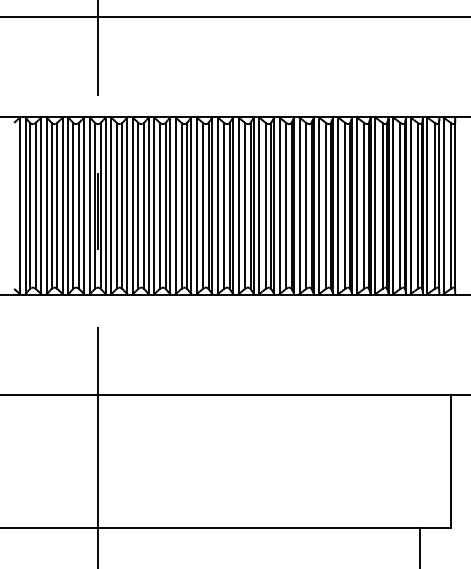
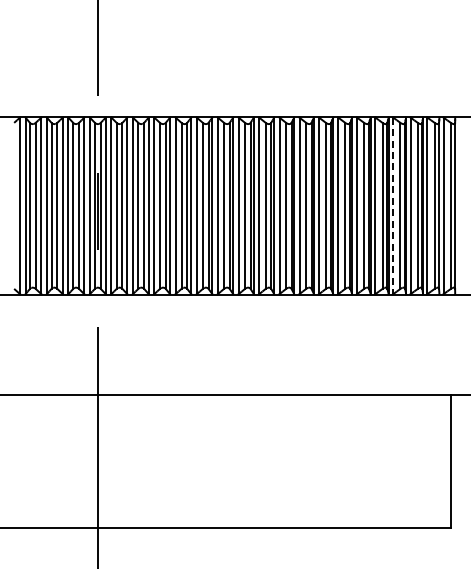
line: present -> none (234, 17)
line: solid -> dashed (393, 206)
line: present -> none (419, 546)
